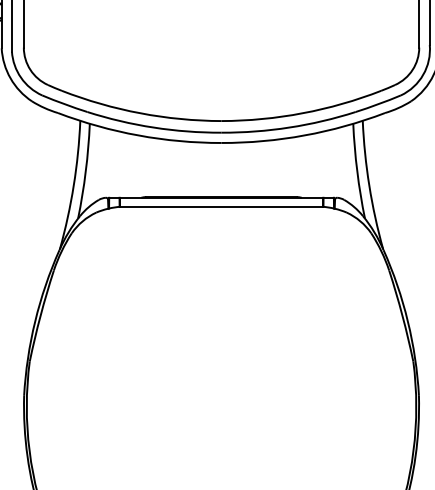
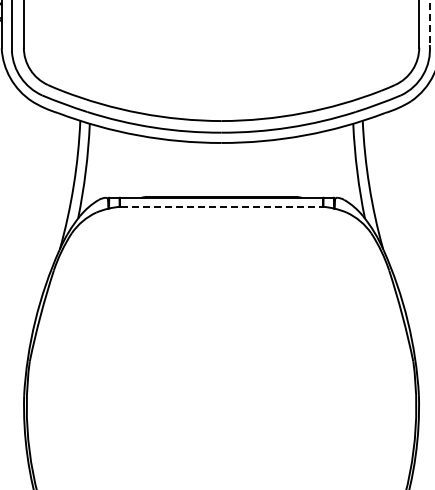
line: solid -> dashed (429, 23)
line: solid -> dashed (221, 206)
